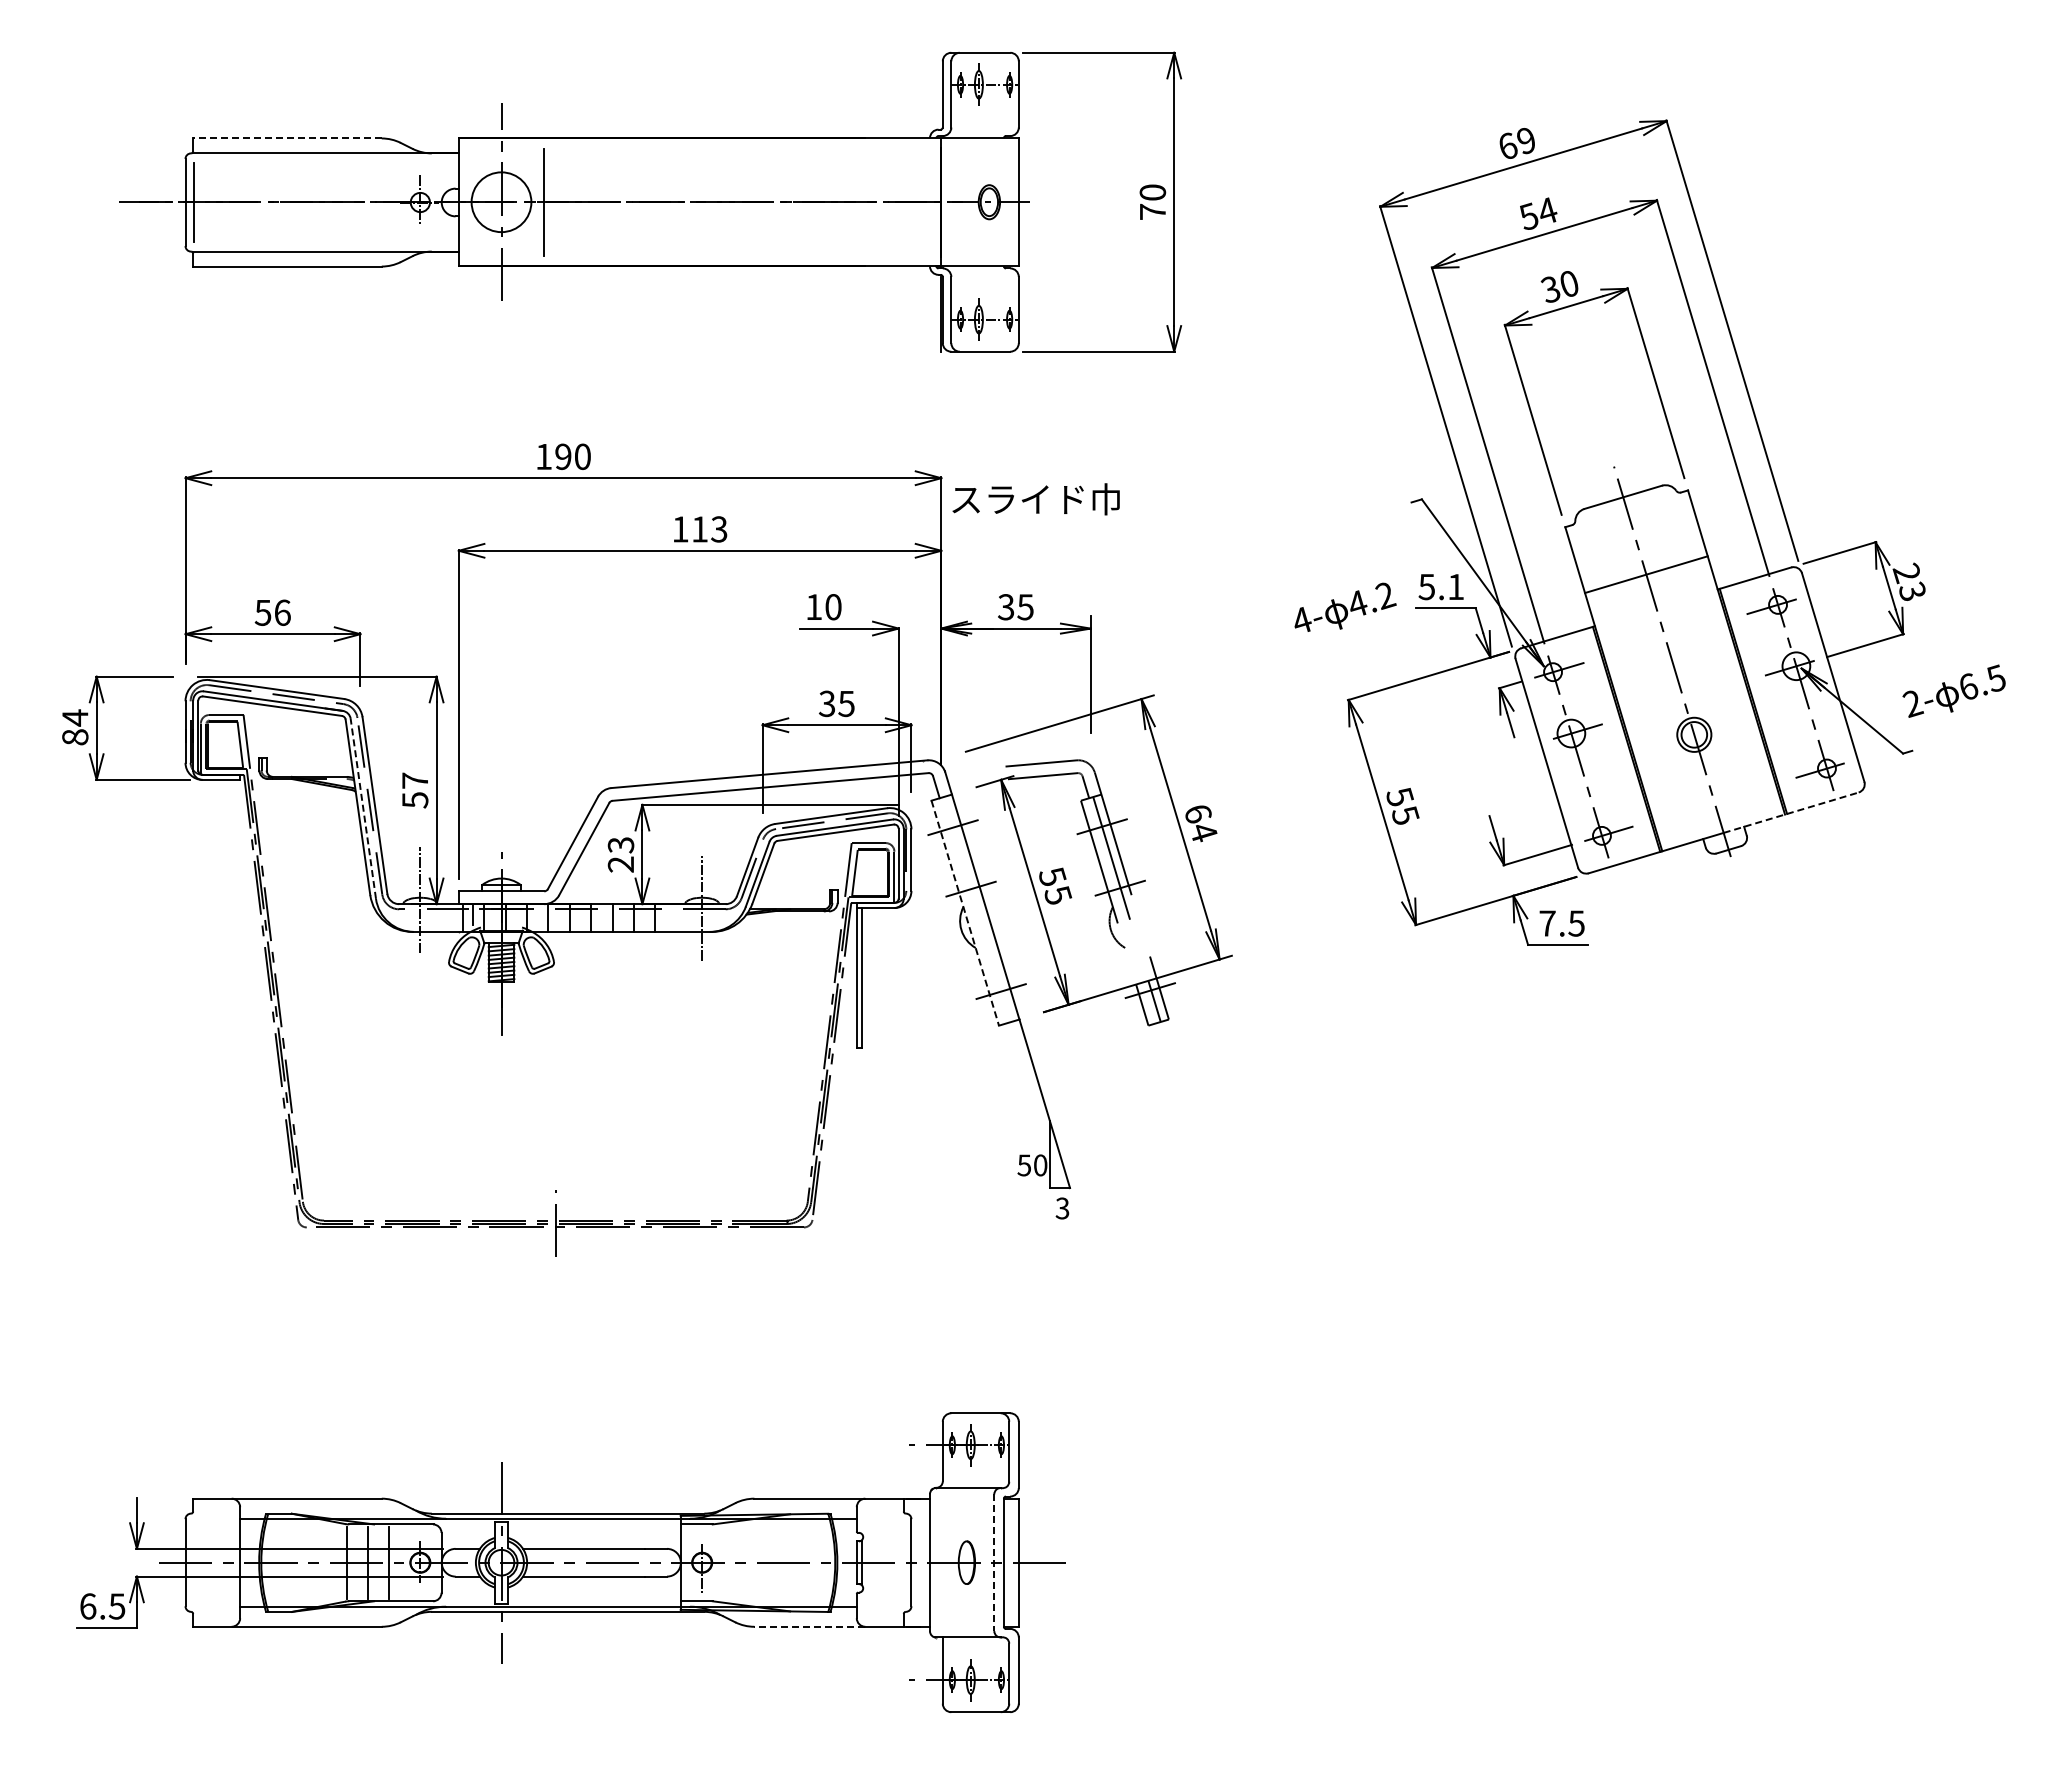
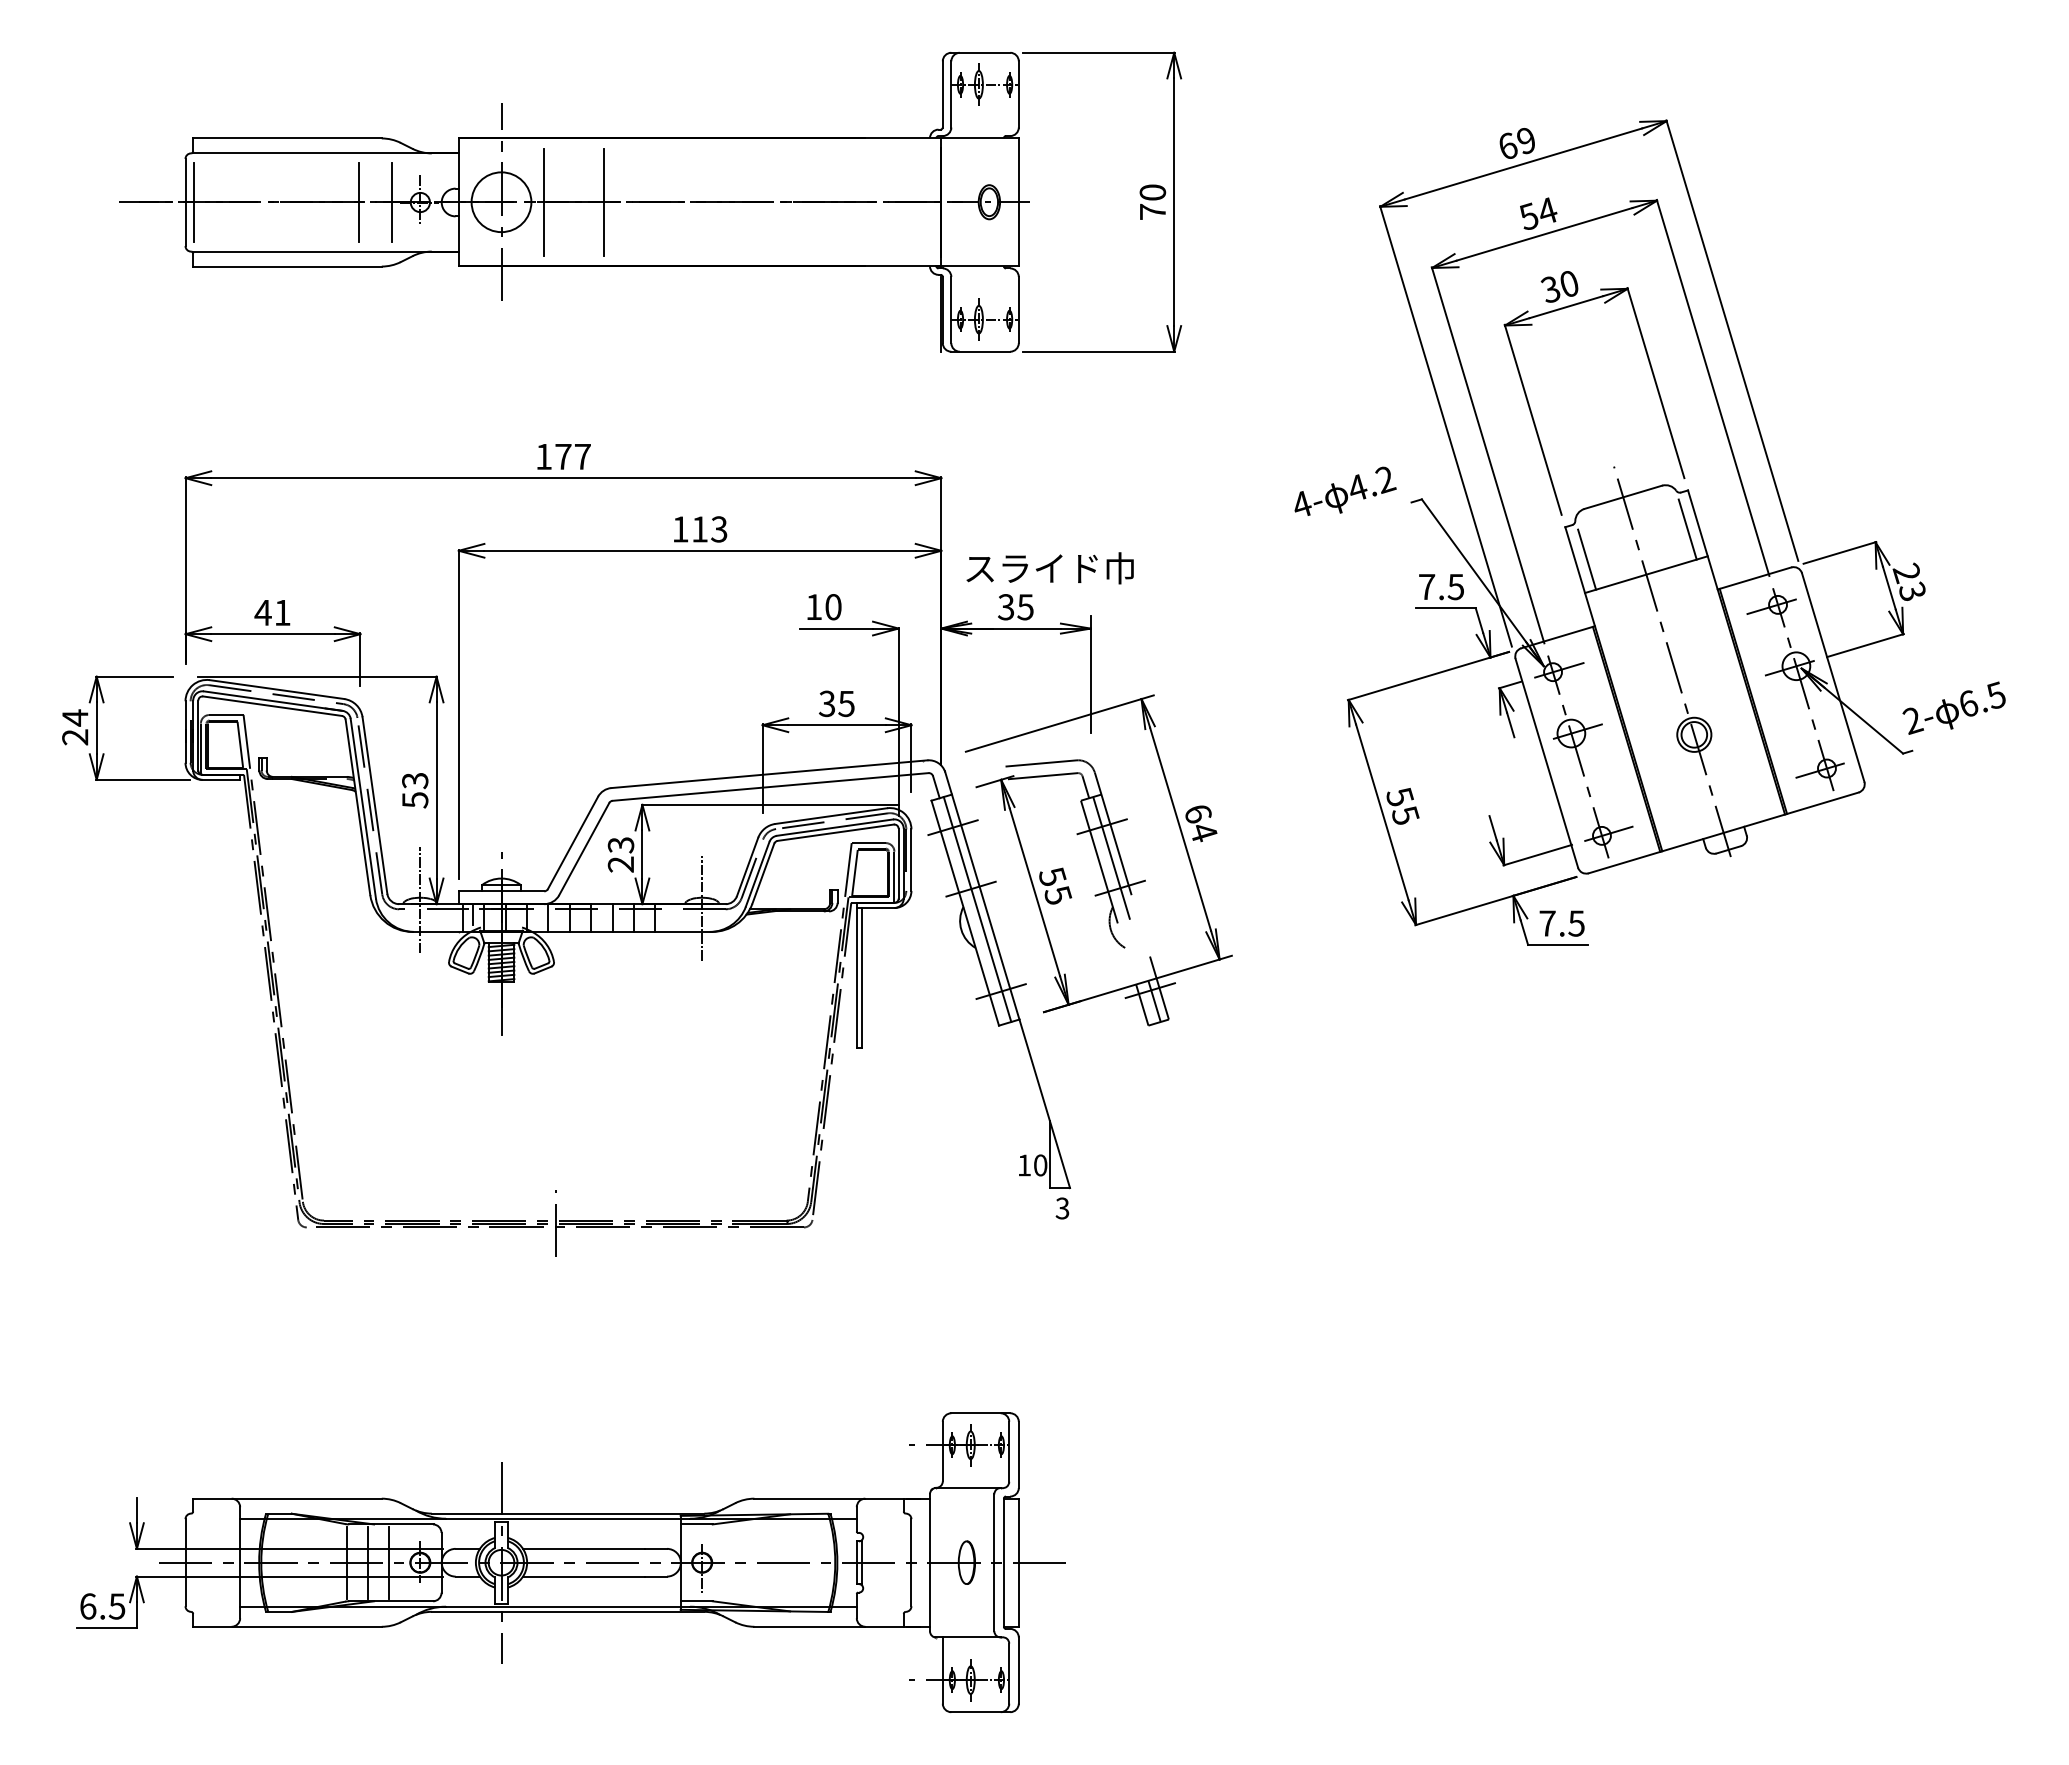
line: dashed -> solid (287, 138)
line: none -> present (603, 201)
line: none -> present (358, 202)
line: none -> present (392, 202)
text: 190 -> 177 (572, 456)
text position: (1035, 499) -> (1049, 568) (1049, 568)
line: none -> present (1687, 529)
line: none -> present (1587, 559)
text: 5.1 -> 7.5 (1440, 587)
text position: (1345, 606) -> (1345, 490) (1345, 490)
text: 56 -> 41 (272, 612)
text position: (1953, 690) -> (1953, 707) (1953, 707)
text: 84 -> 24 (75, 737)
text: 57 -> 53 (415, 780)
line: dashed -> solid (363, 808)
line: dashed -> solid (1791, 812)
line: none -> present (977, 909)
line: dashed -> solid (965, 913)
text: 50 -> 10 (1023, 1165)
line: dashed -> solid (994, 1563)
line: dashed -> solid (809, 1626)
